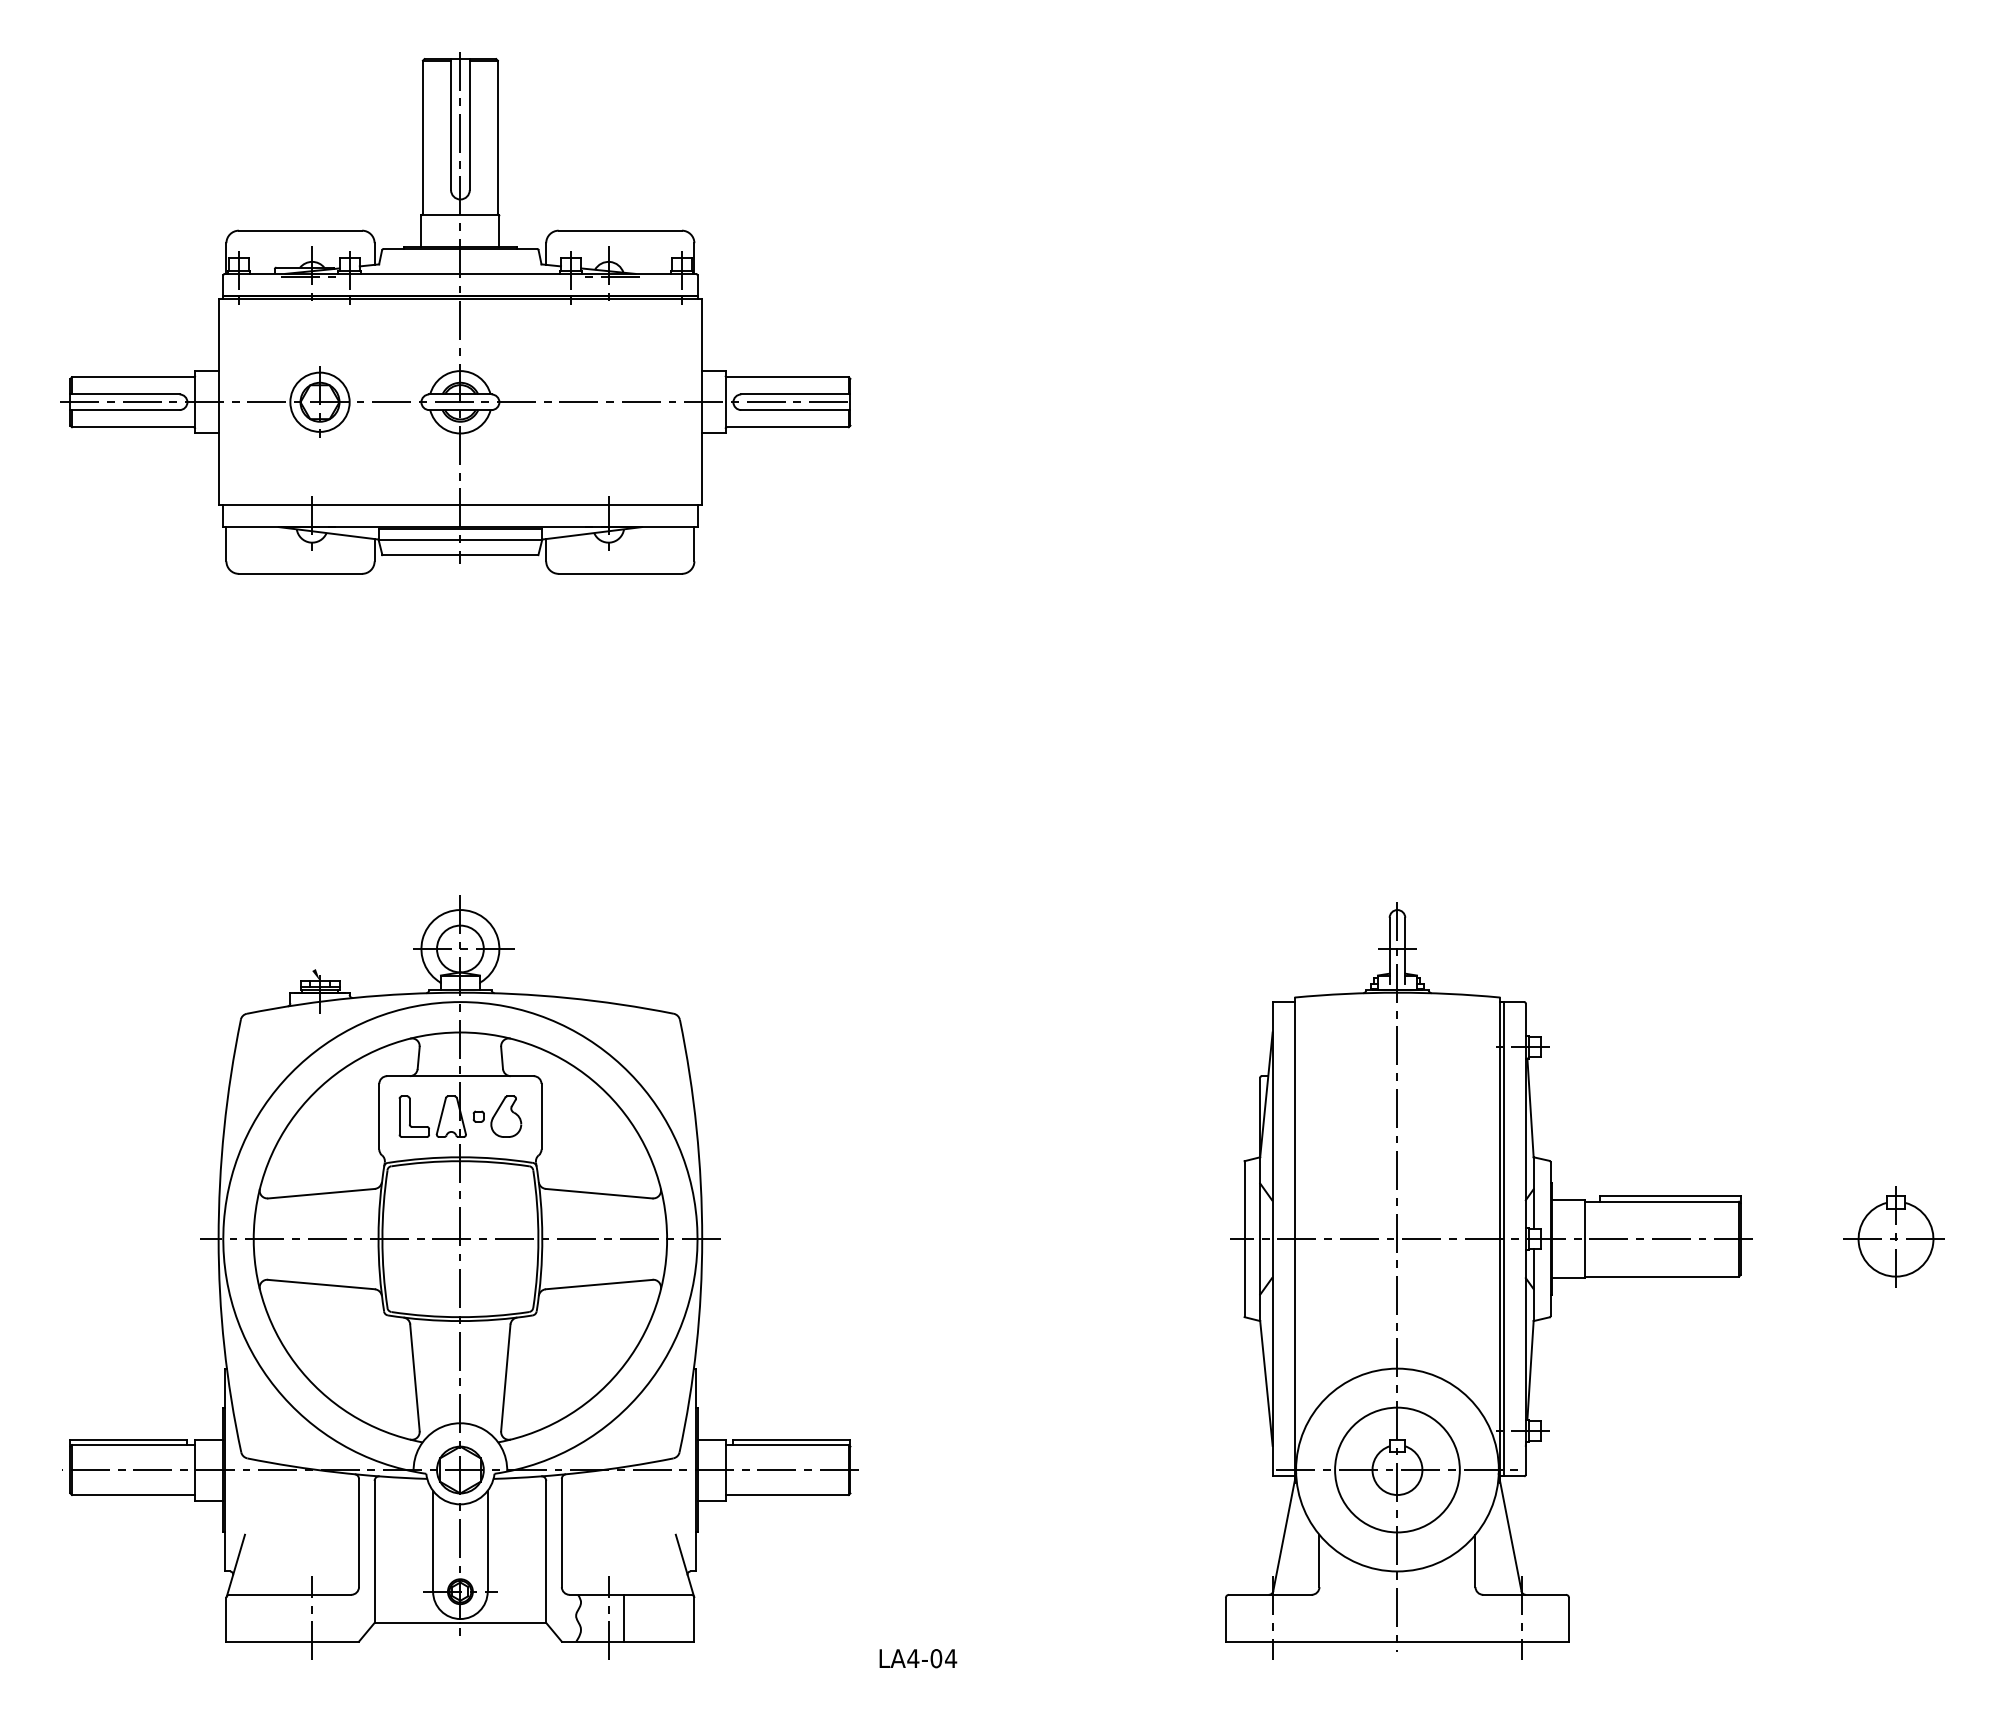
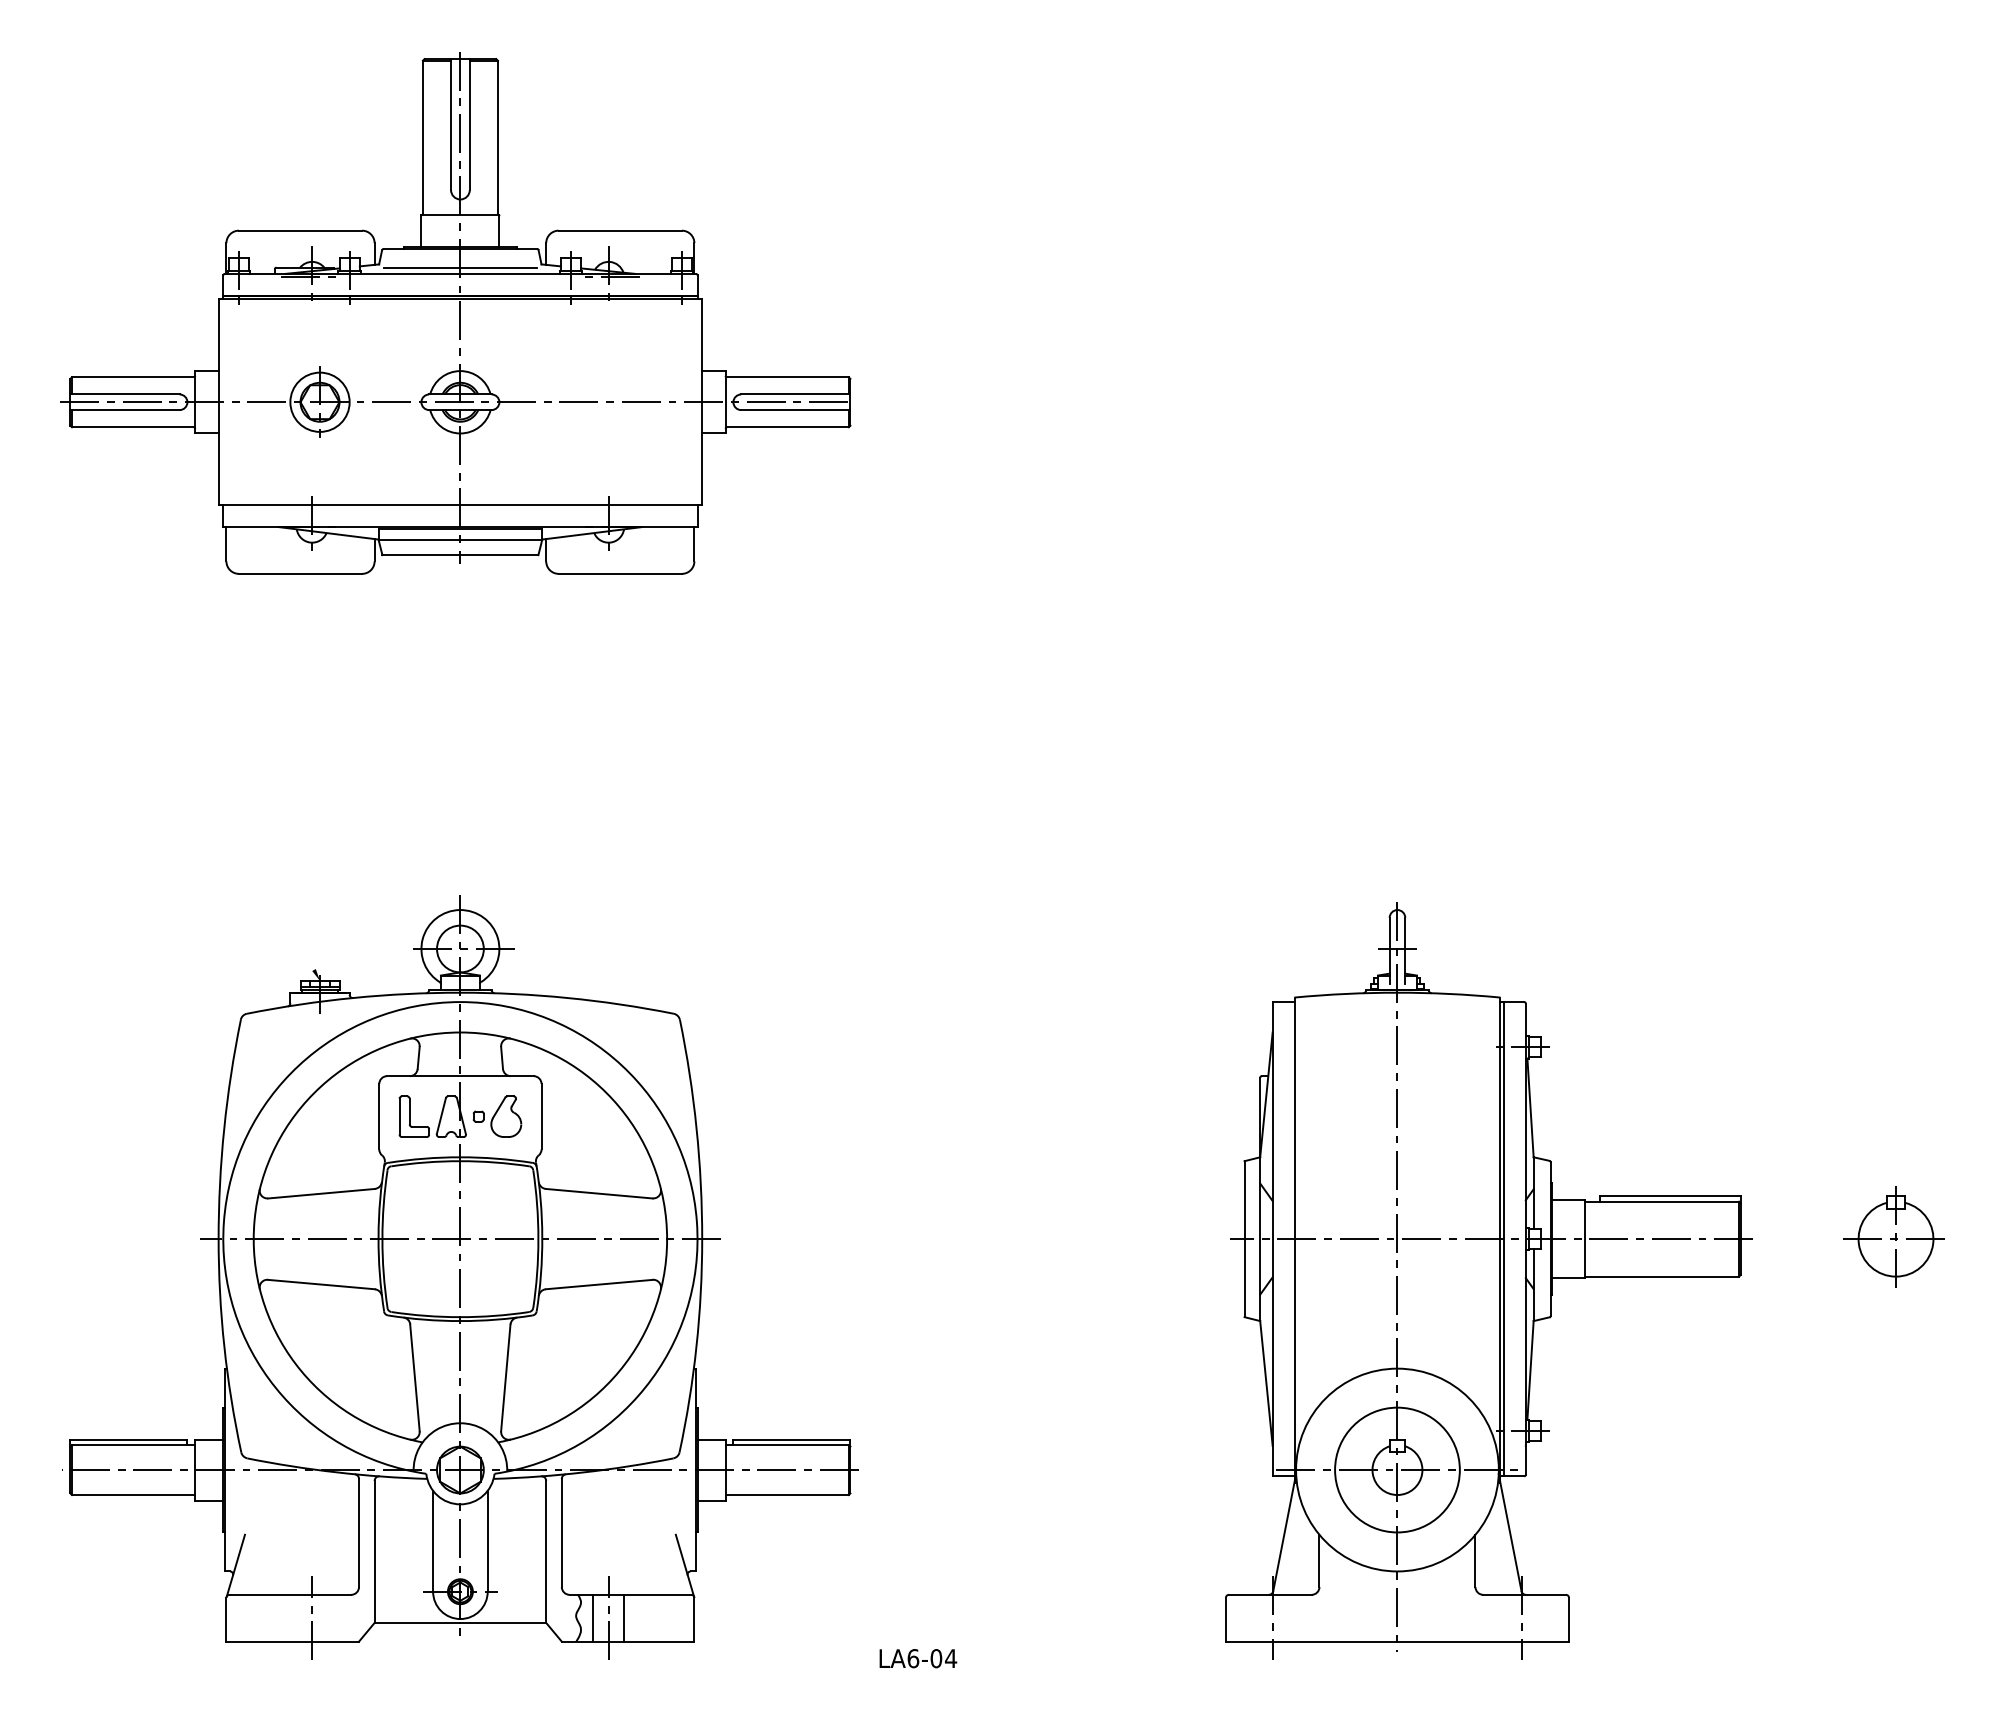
line: none -> present (460, 267)
line: none -> present (593, 1617)
text: LA4-04 -> LA6-04 (913, 1658)
